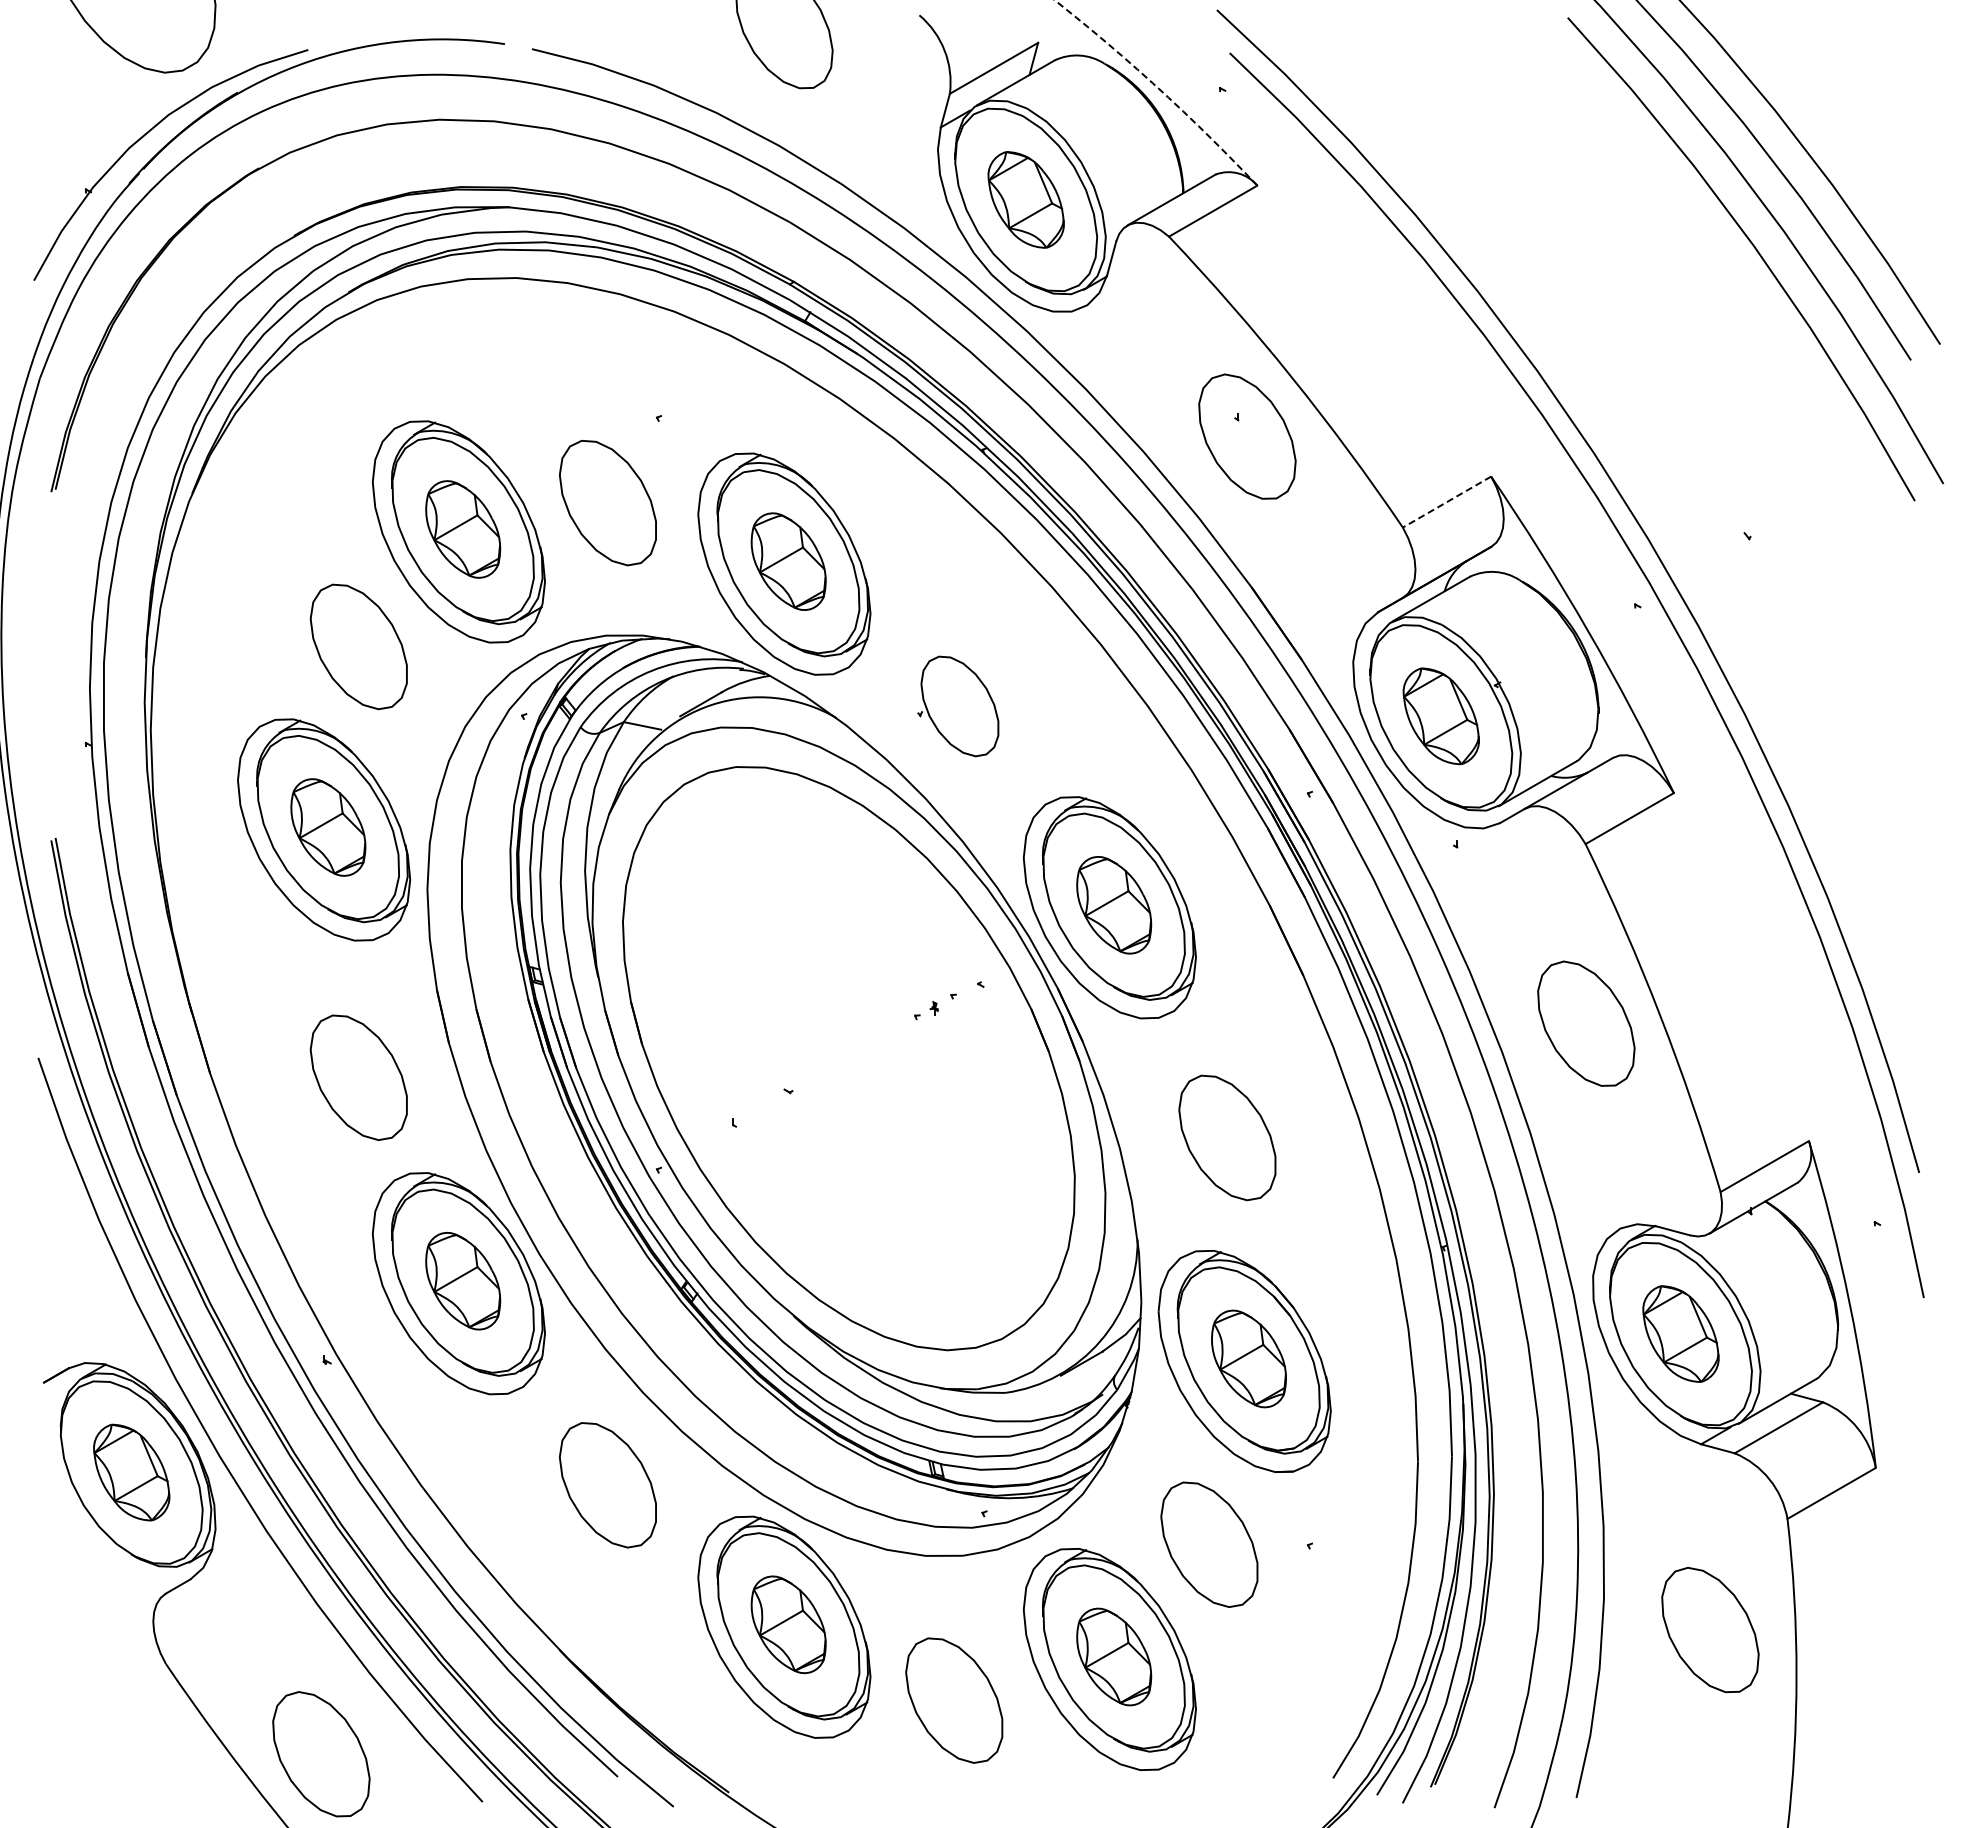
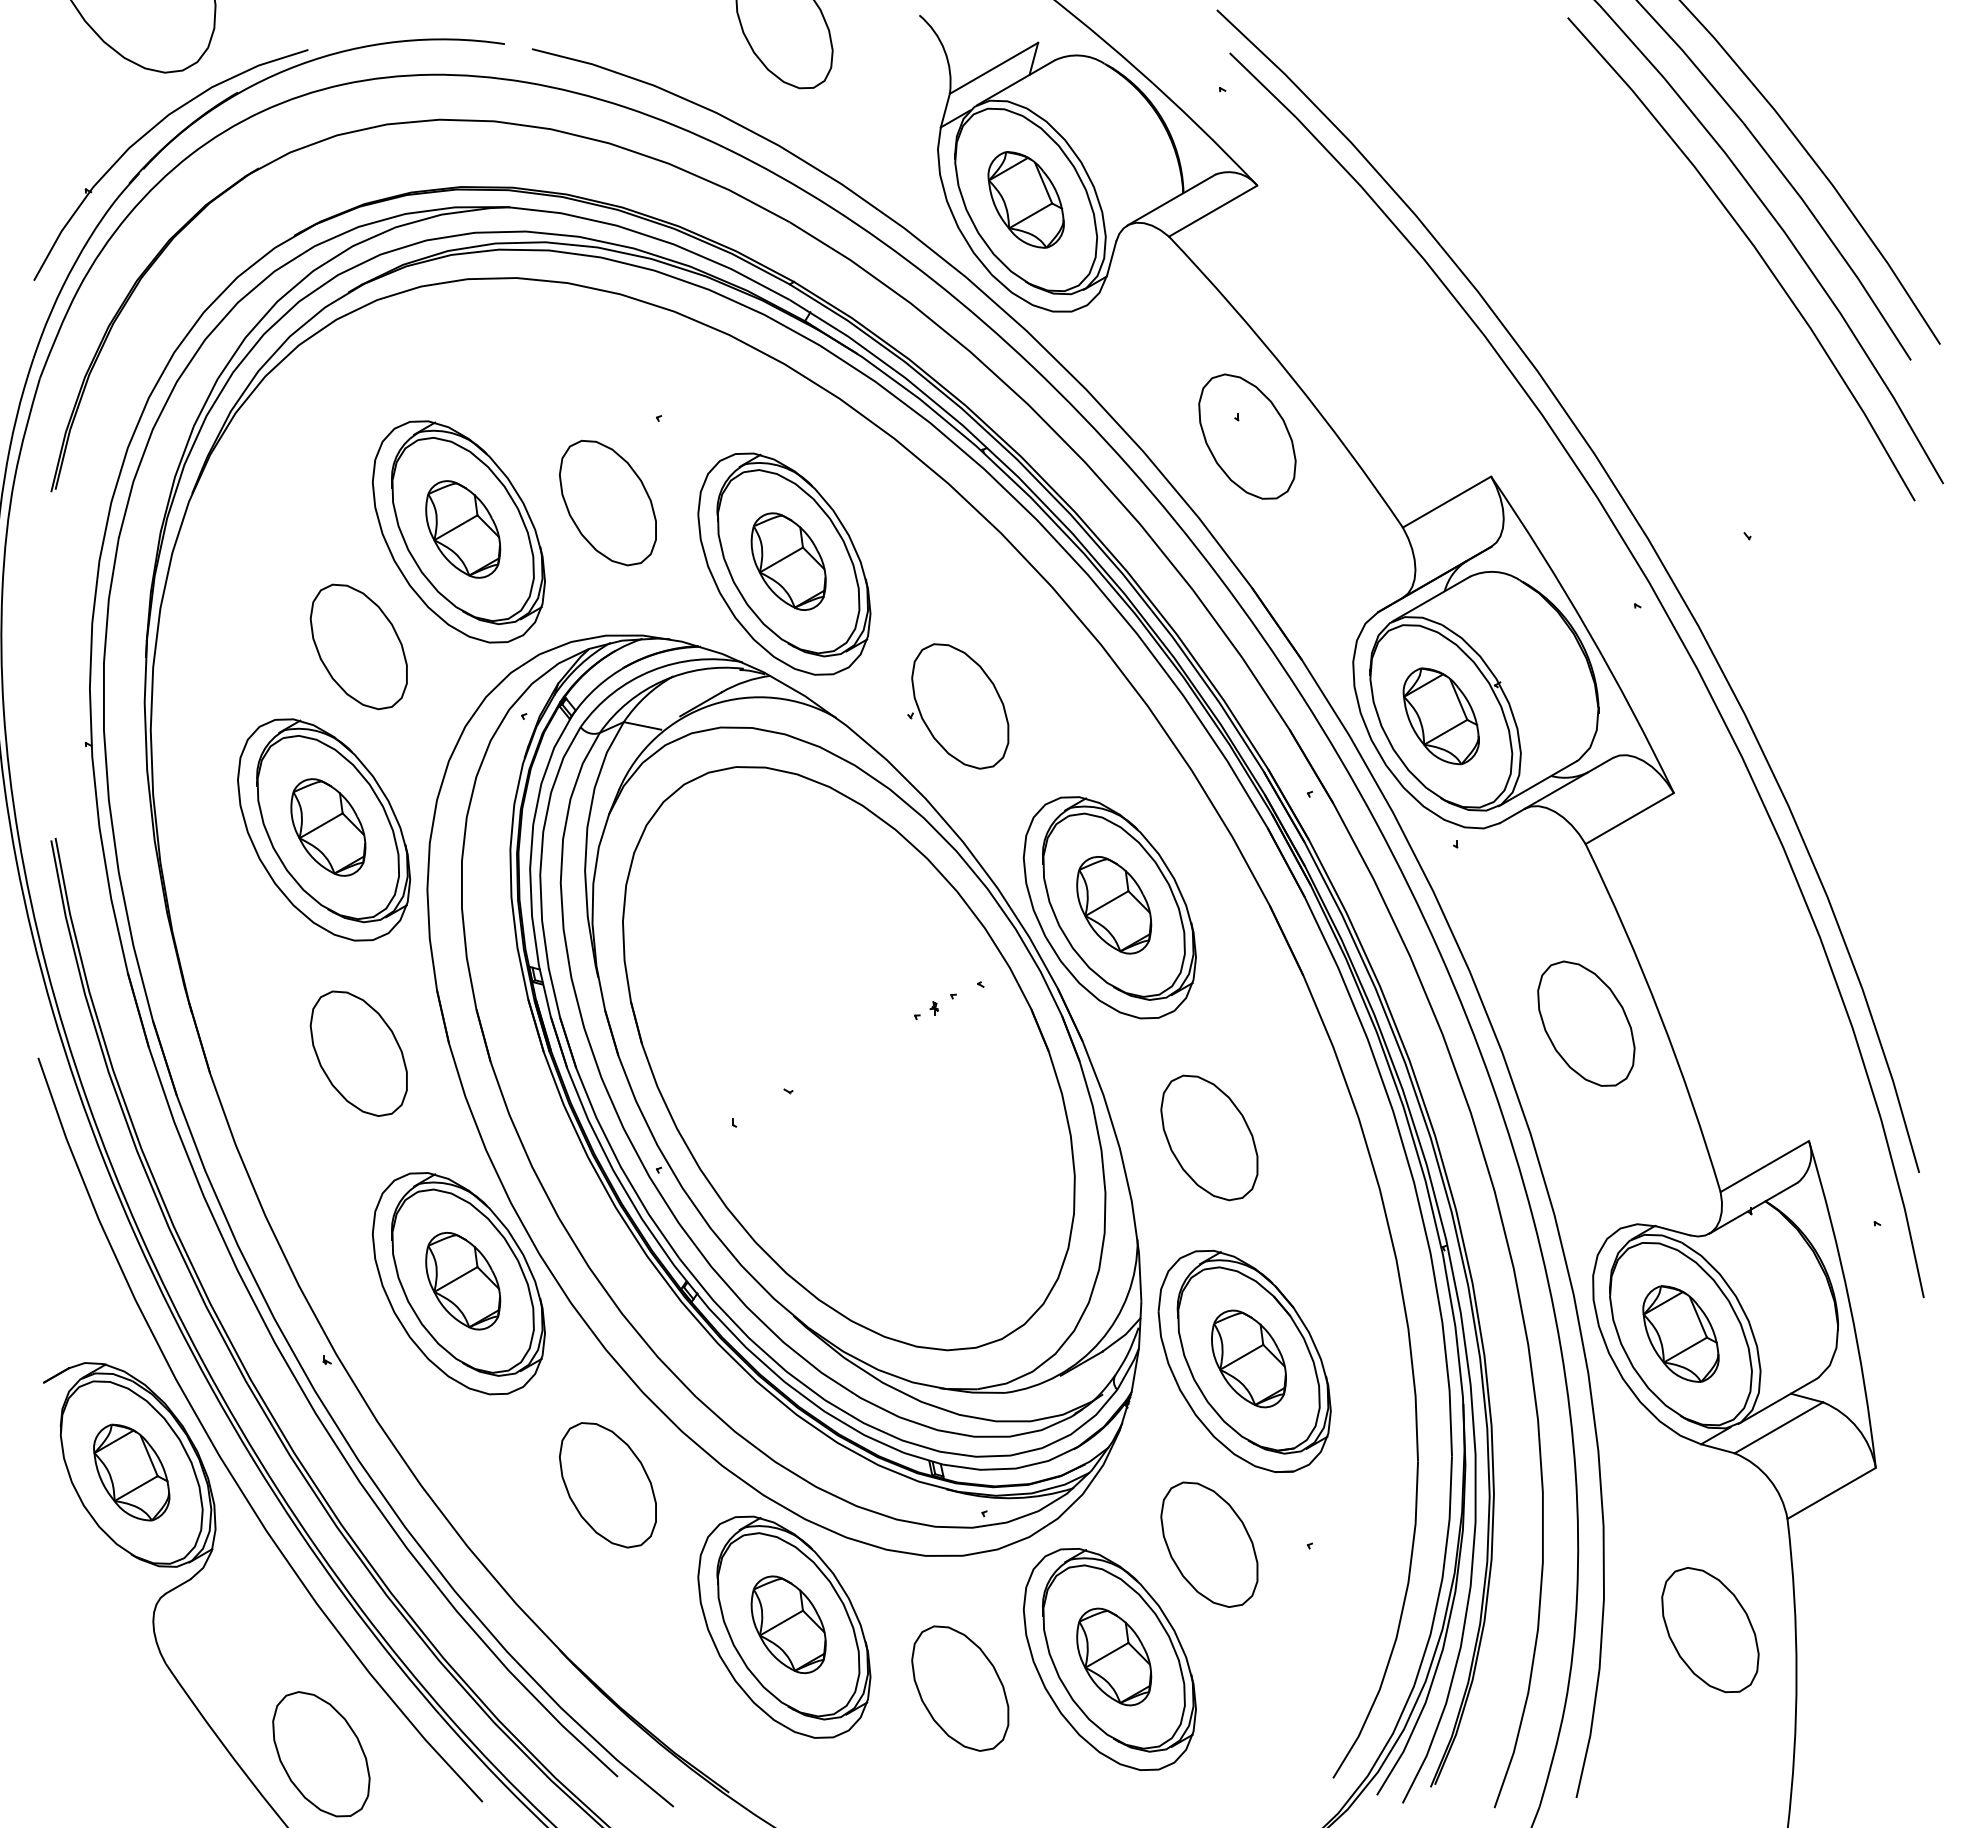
arc: dashed -> solid (1158, 88)
line: dashed -> solid (1447, 502)
part size: 83x103 px -> 103x127 px (958, 706)
part position: (358, 1077) -> (358, 1053) (358, 1053)
part position: (1227, 1137) -> (1209, 1137) (1209, 1137)
part position: (954, 1700) -> (960, 1688) (960, 1688)
